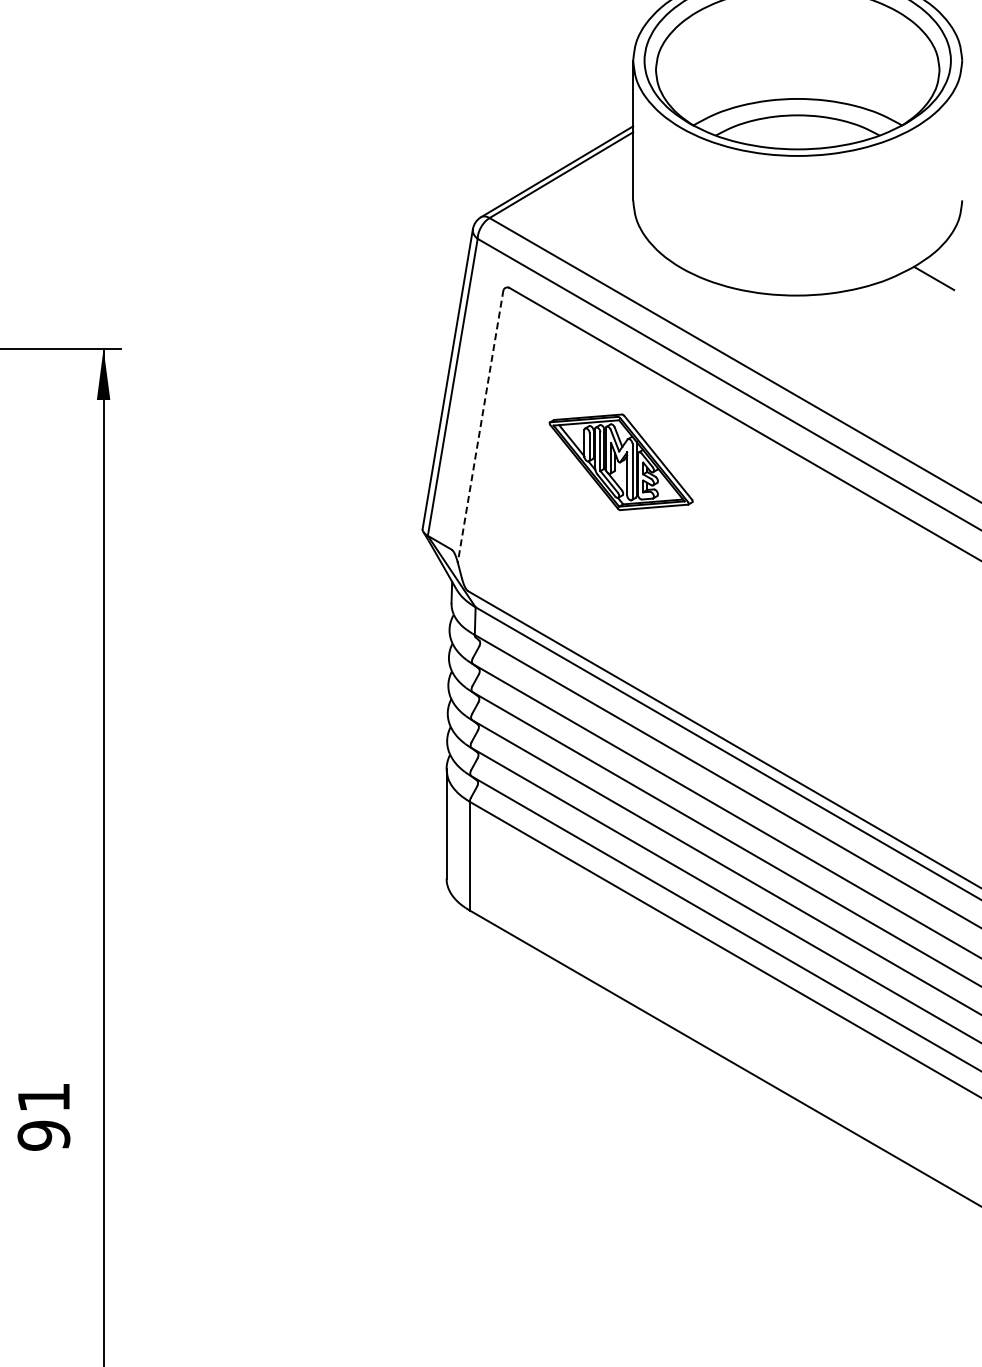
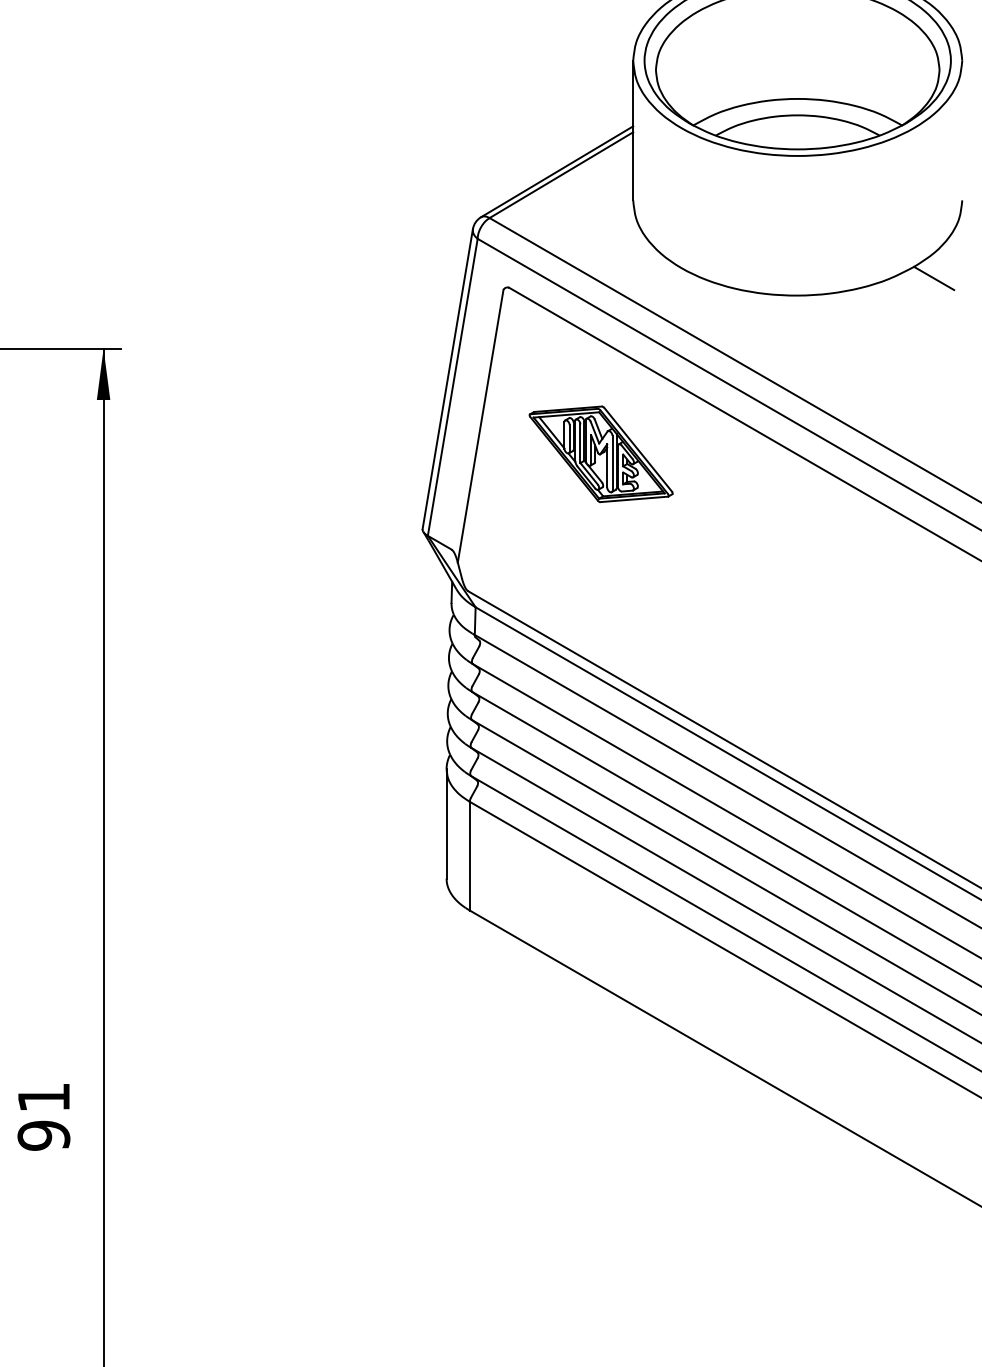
line: dashed -> solid (480, 426)
part position: (620, 461) -> (600, 453) (600, 453)
